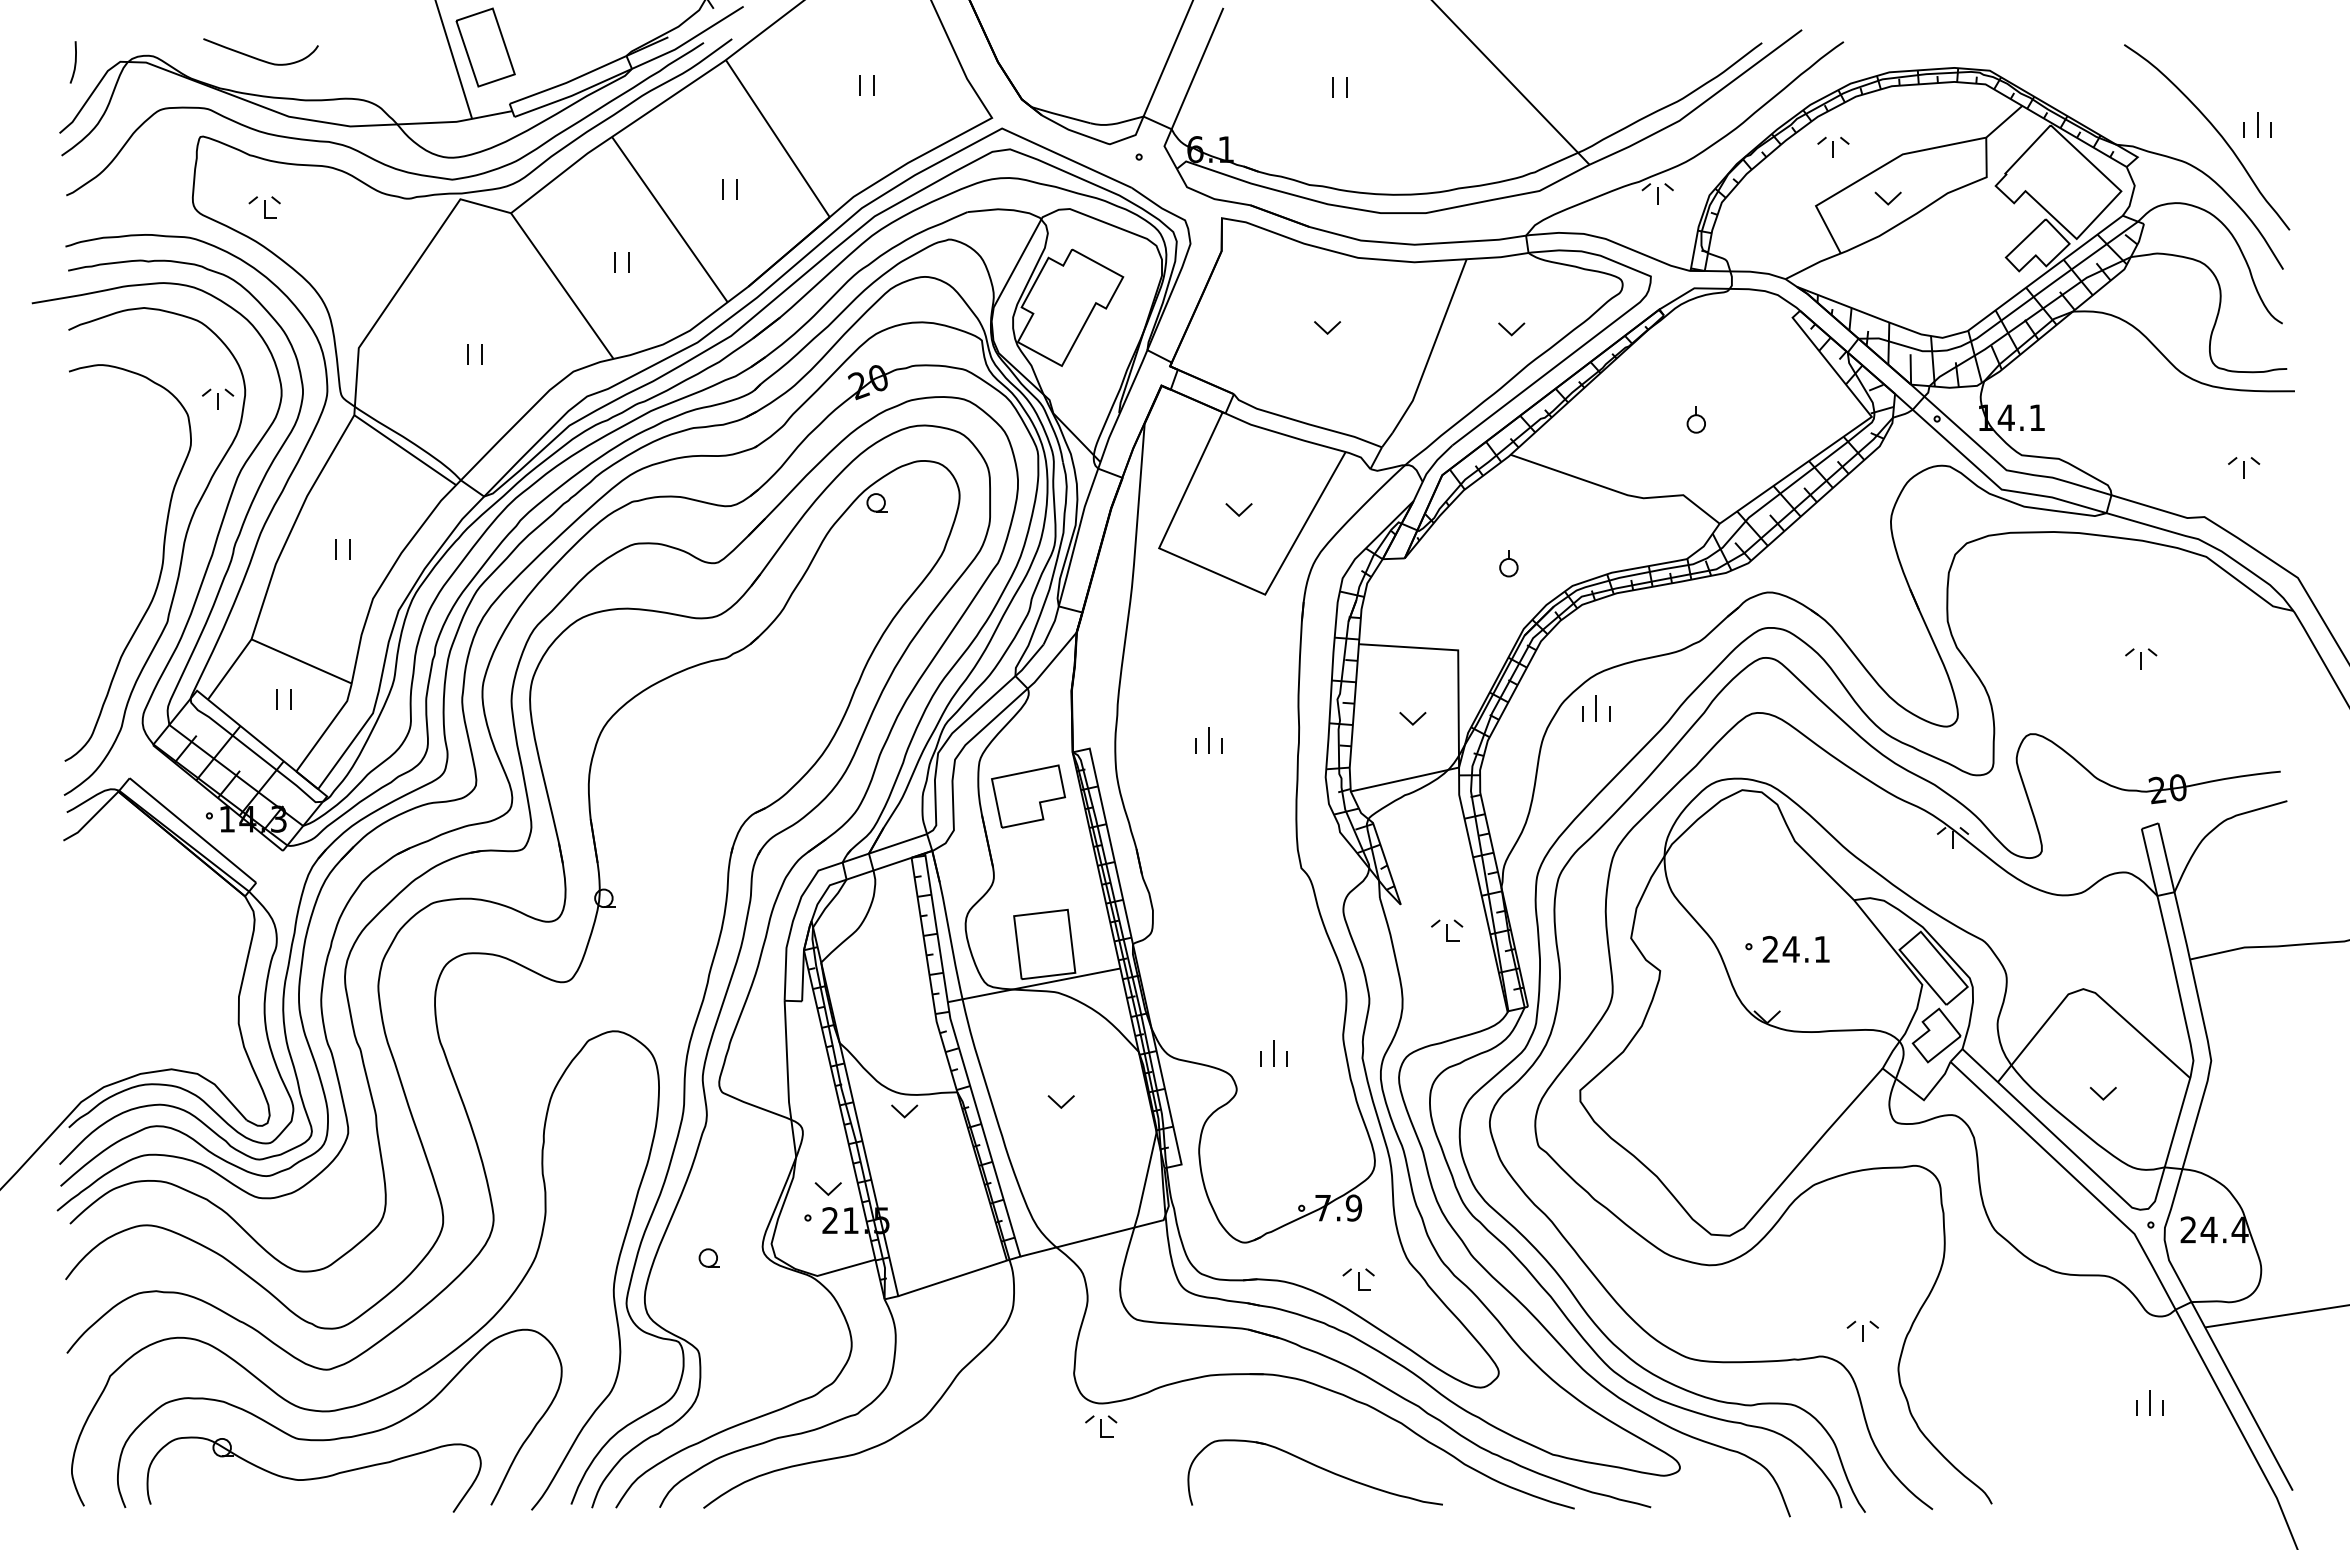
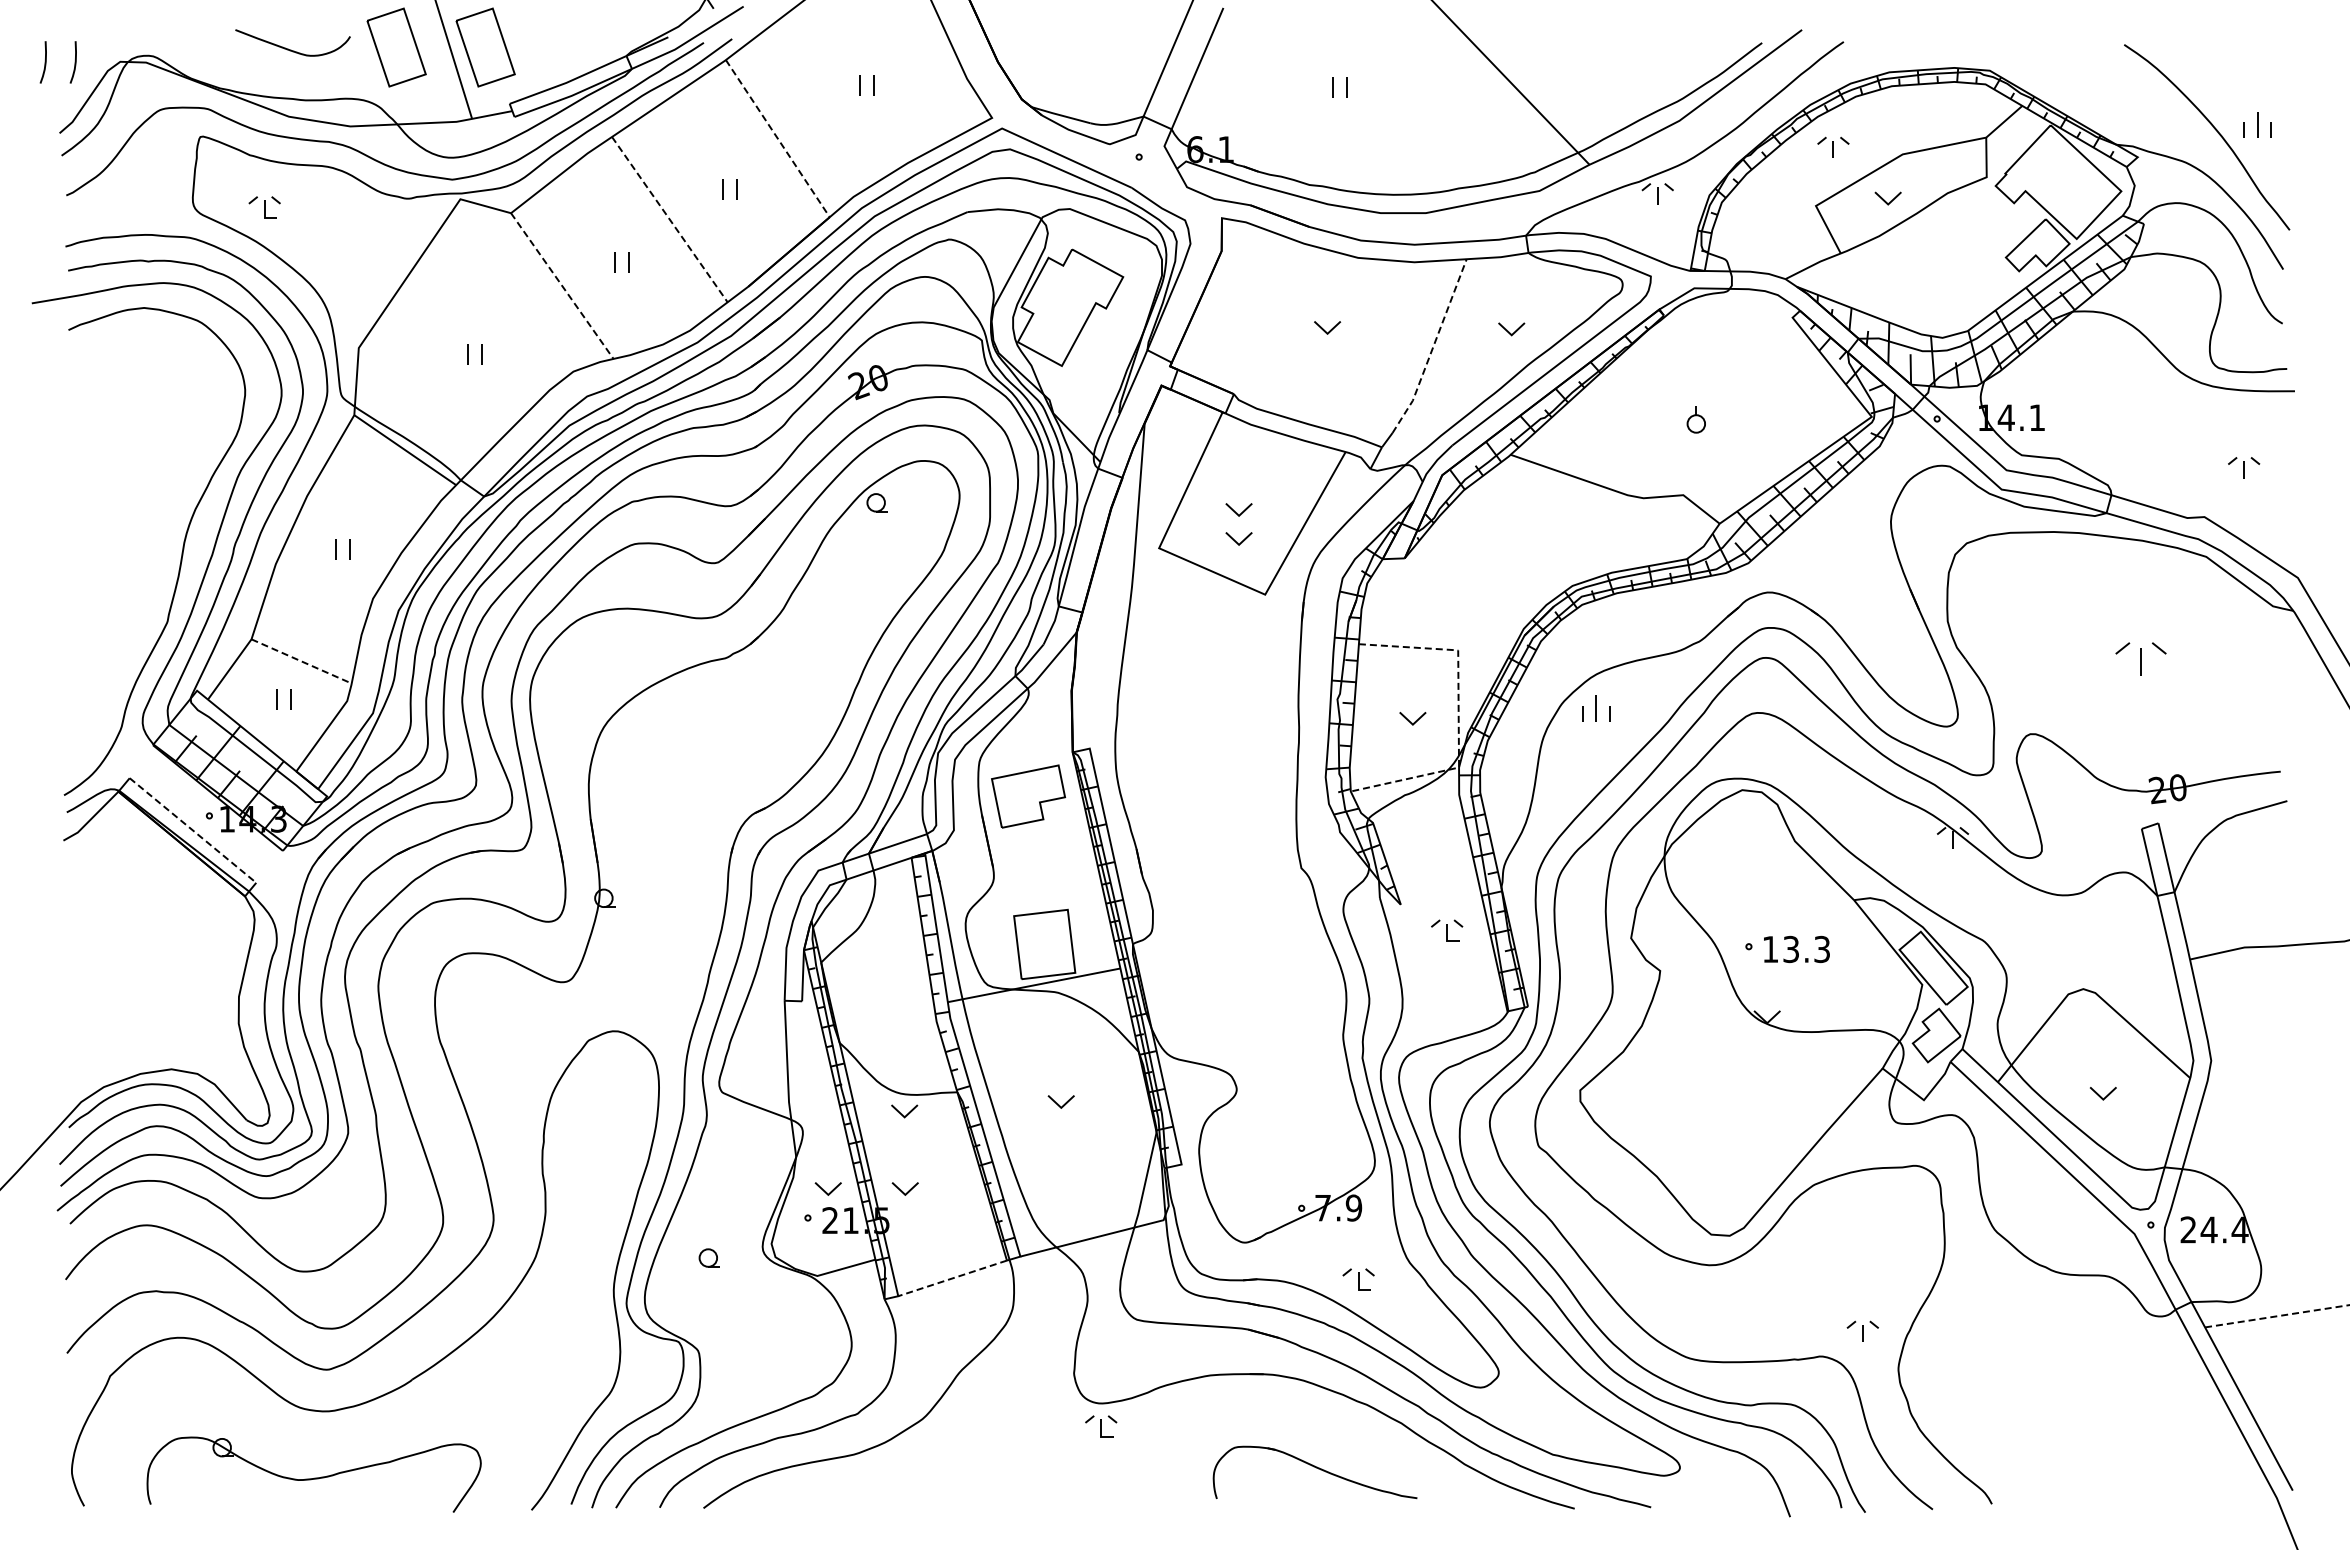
part: none -> present (396, 47)
curve position: (259, 58) -> (291, 49) (291, 49)
curve: none -> present (44, 62)
line: solid -> dashed (778, 139)
line: solid -> dashed (669, 219)
line: solid -> dashed (562, 286)
line: solid -> dashed (1432, 348)
part: present -> none (218, 398)
part: none -> present (1238, 538)
part: present -> none (1508, 563)
curve: present -> none (160, 569)
part size: 33x22 px -> 52x34 px (2140, 658)
line: solid -> dashed (301, 661)
line: solid -> dashed (1458, 714)
part: present -> none (1208, 740)
line: solid -> dashed (193, 830)
text: 24.1 -> 13.3 (1795, 949)
part: present -> none (1273, 1053)
part: none -> present (904, 1188)
line: solid -> dashed (952, 1278)
line: solid -> dashed (2277, 1316)
part: present -> none (2149, 1402)
curve: present -> none (343, 1436)
part size: 256x67 px -> 206x55 px (1314, 1472)
